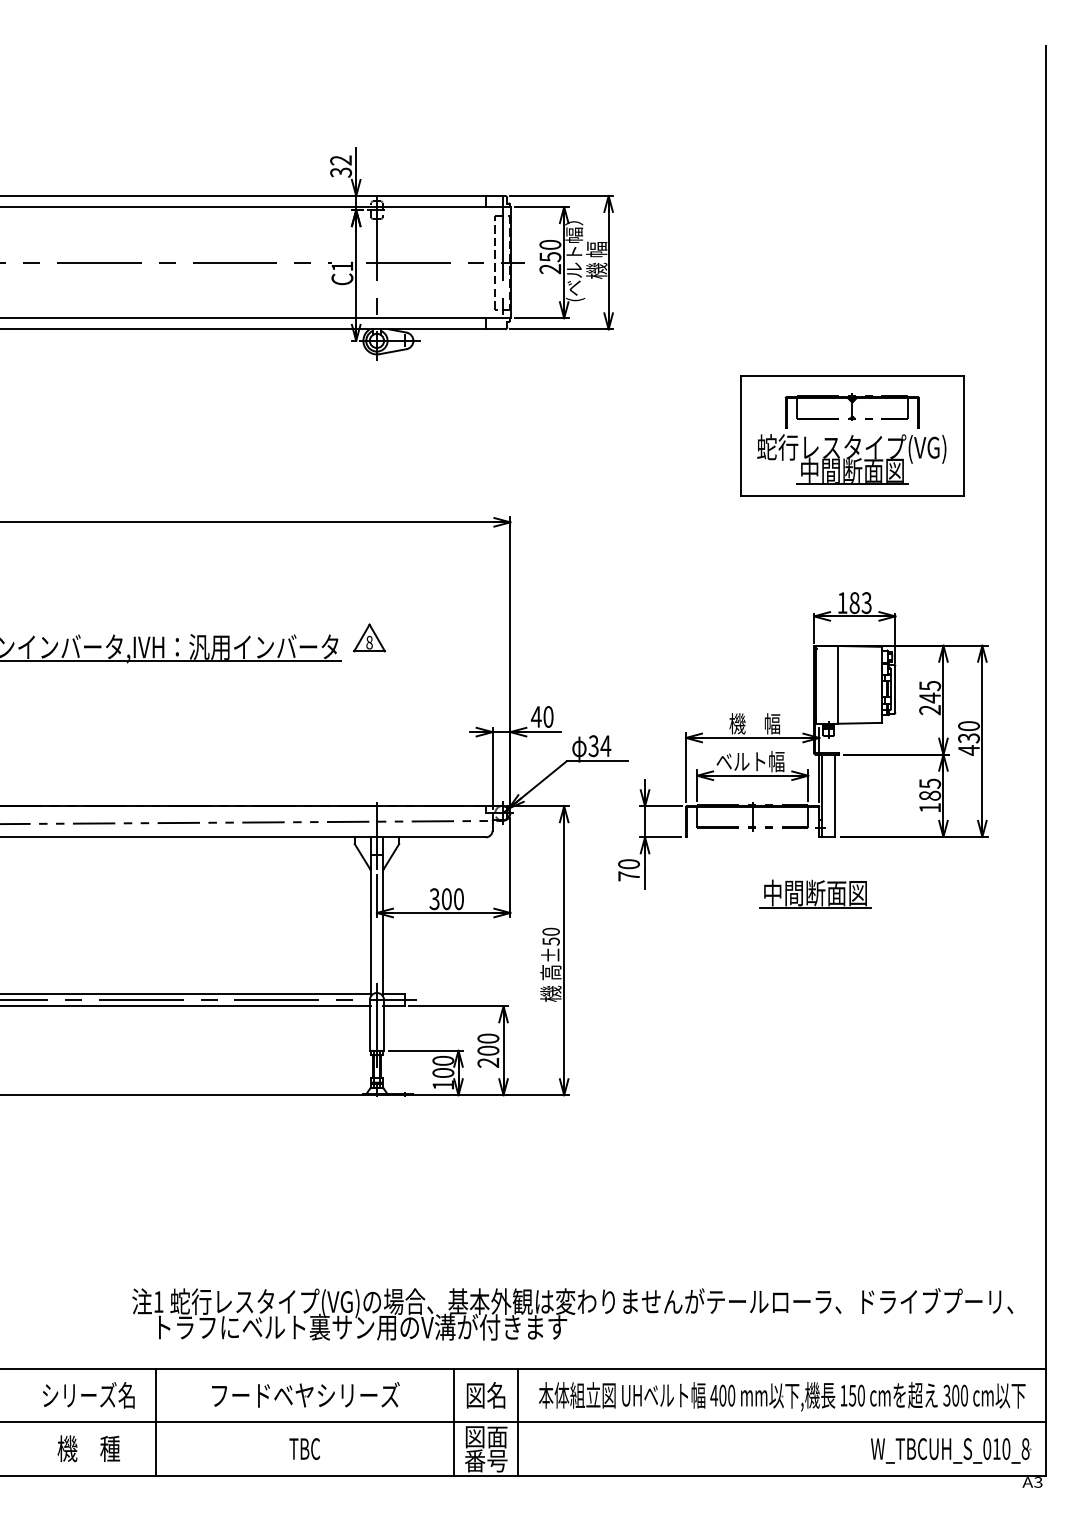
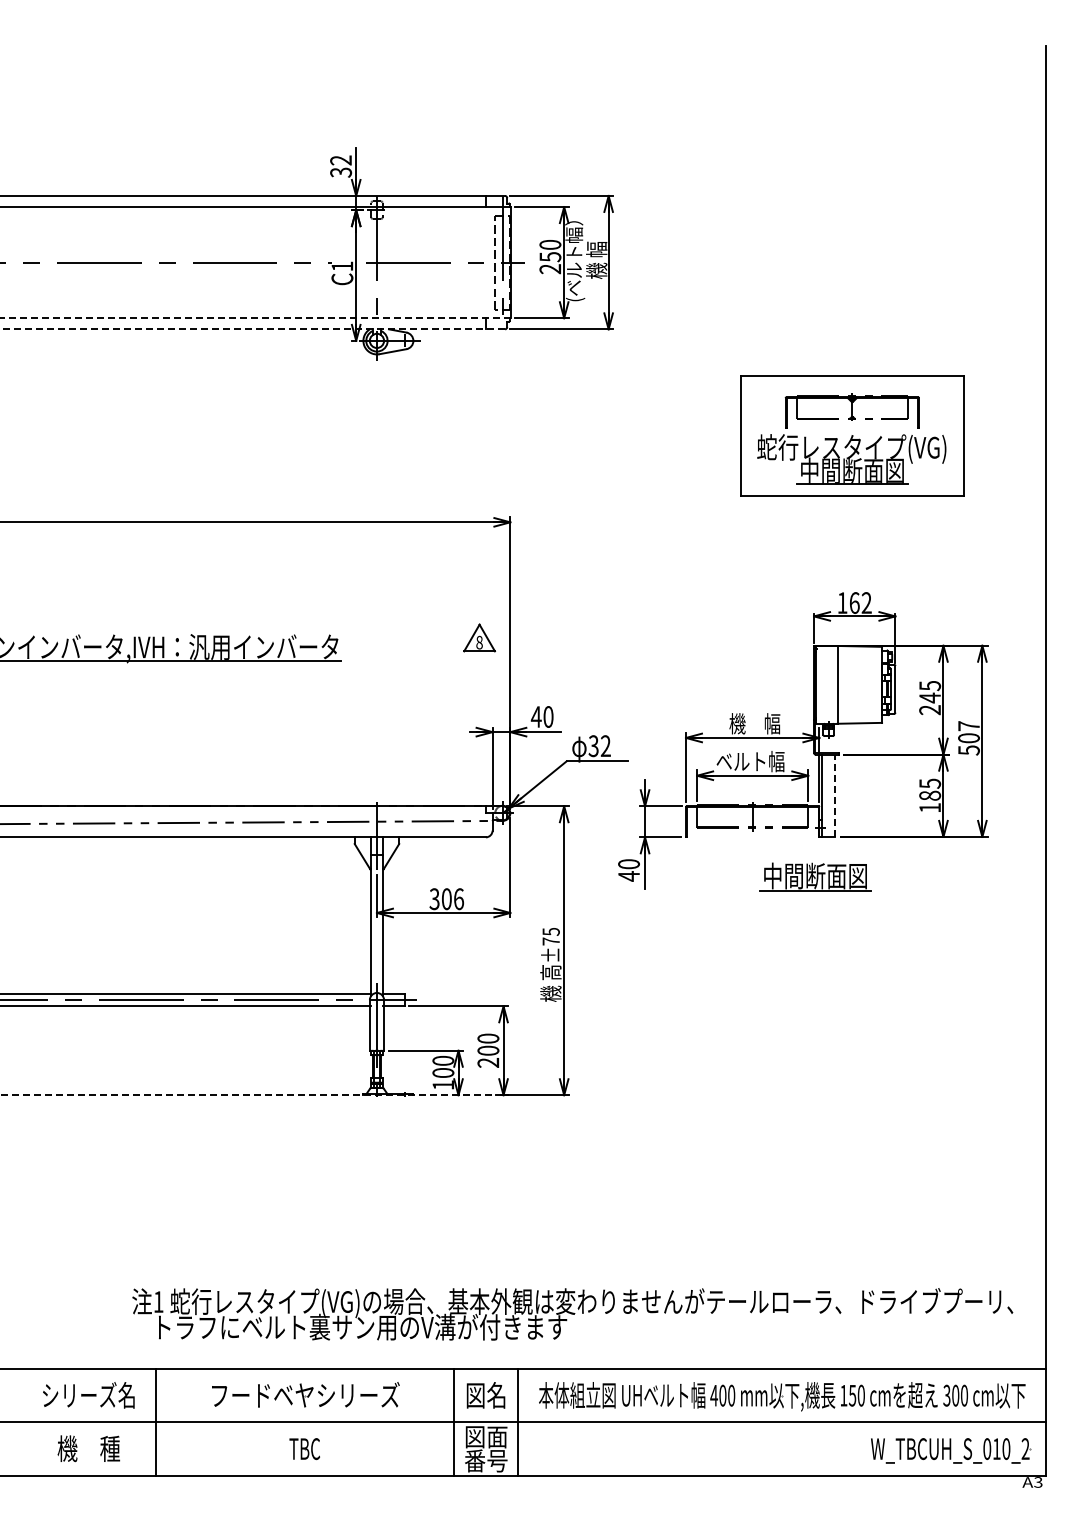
line: solid -> dashed (254, 318)
line: solid -> dashed (252, 329)
text: 183 -> 162 (860, 603)
part position: (369, 637) -> (479, 637) (479, 637)
text: 430 -> 507 (968, 738)
text: 34 -> 32 (605, 745)
line: solid -> dashed (835, 795)
text: 70 -> 40 (628, 876)
part position: (815, 893) -> (815, 876) (815, 876)
text: 300 -> 306 (459, 898)
text: ±50 -> ±75 (550, 936)
line: solid -> dashed (248, 1095)
text: W_TBCUH_S_010_8 -> W_TBCUH_S_010_2 (1025, 1449)
